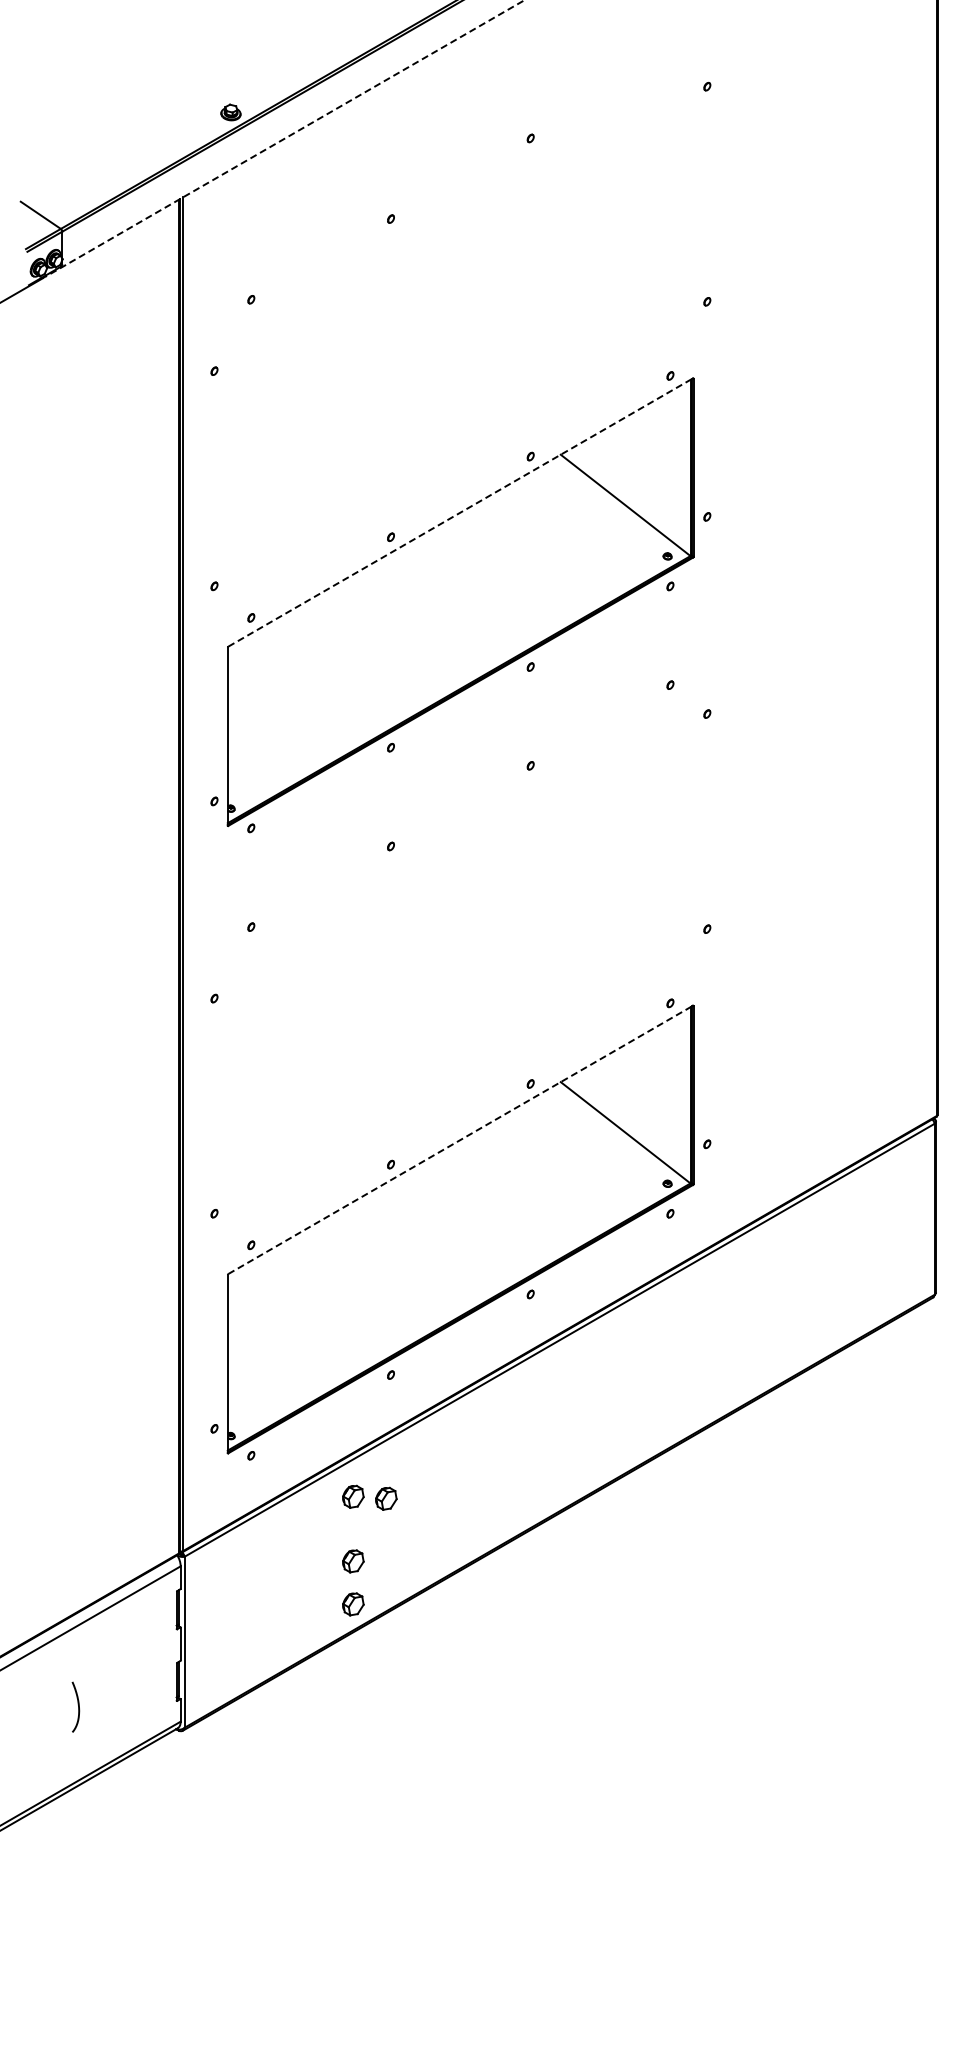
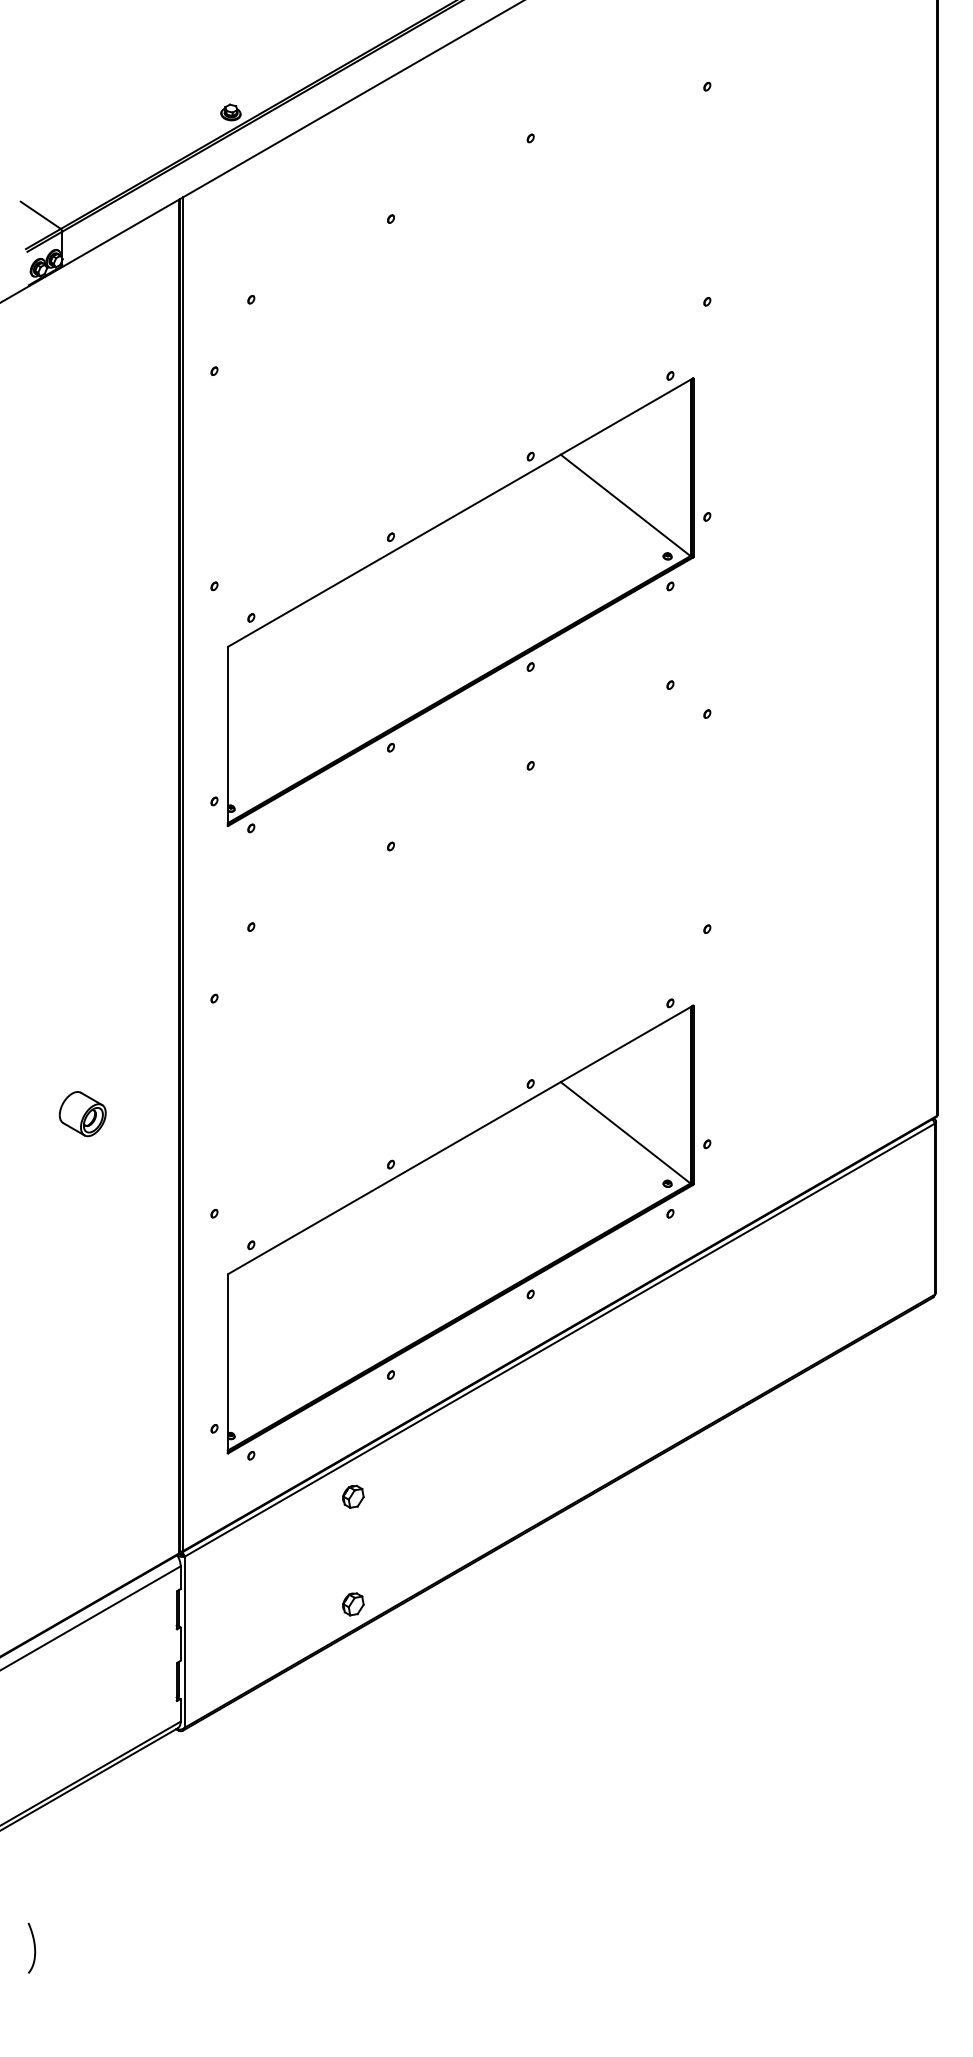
line: dashed -> solid (284, 138)
line: dashed -> solid (461, 512)
part: none -> present (82, 1114)
line: dashed -> solid (461, 1139)
part: present -> none (386, 1498)
part: present -> none (353, 1561)
curve position: (77, 1704) -> (33, 1945) (33, 1945)
